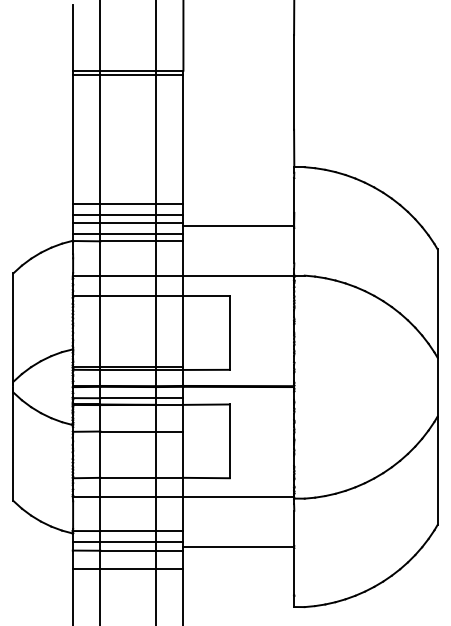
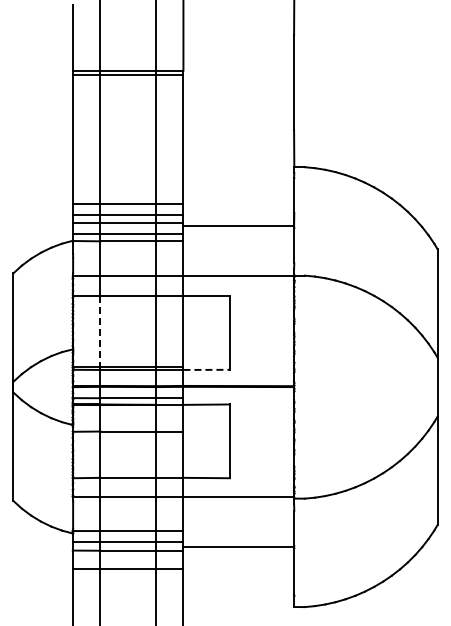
line: solid -> dashed (100, 331)
line: solid -> dashed (207, 369)
